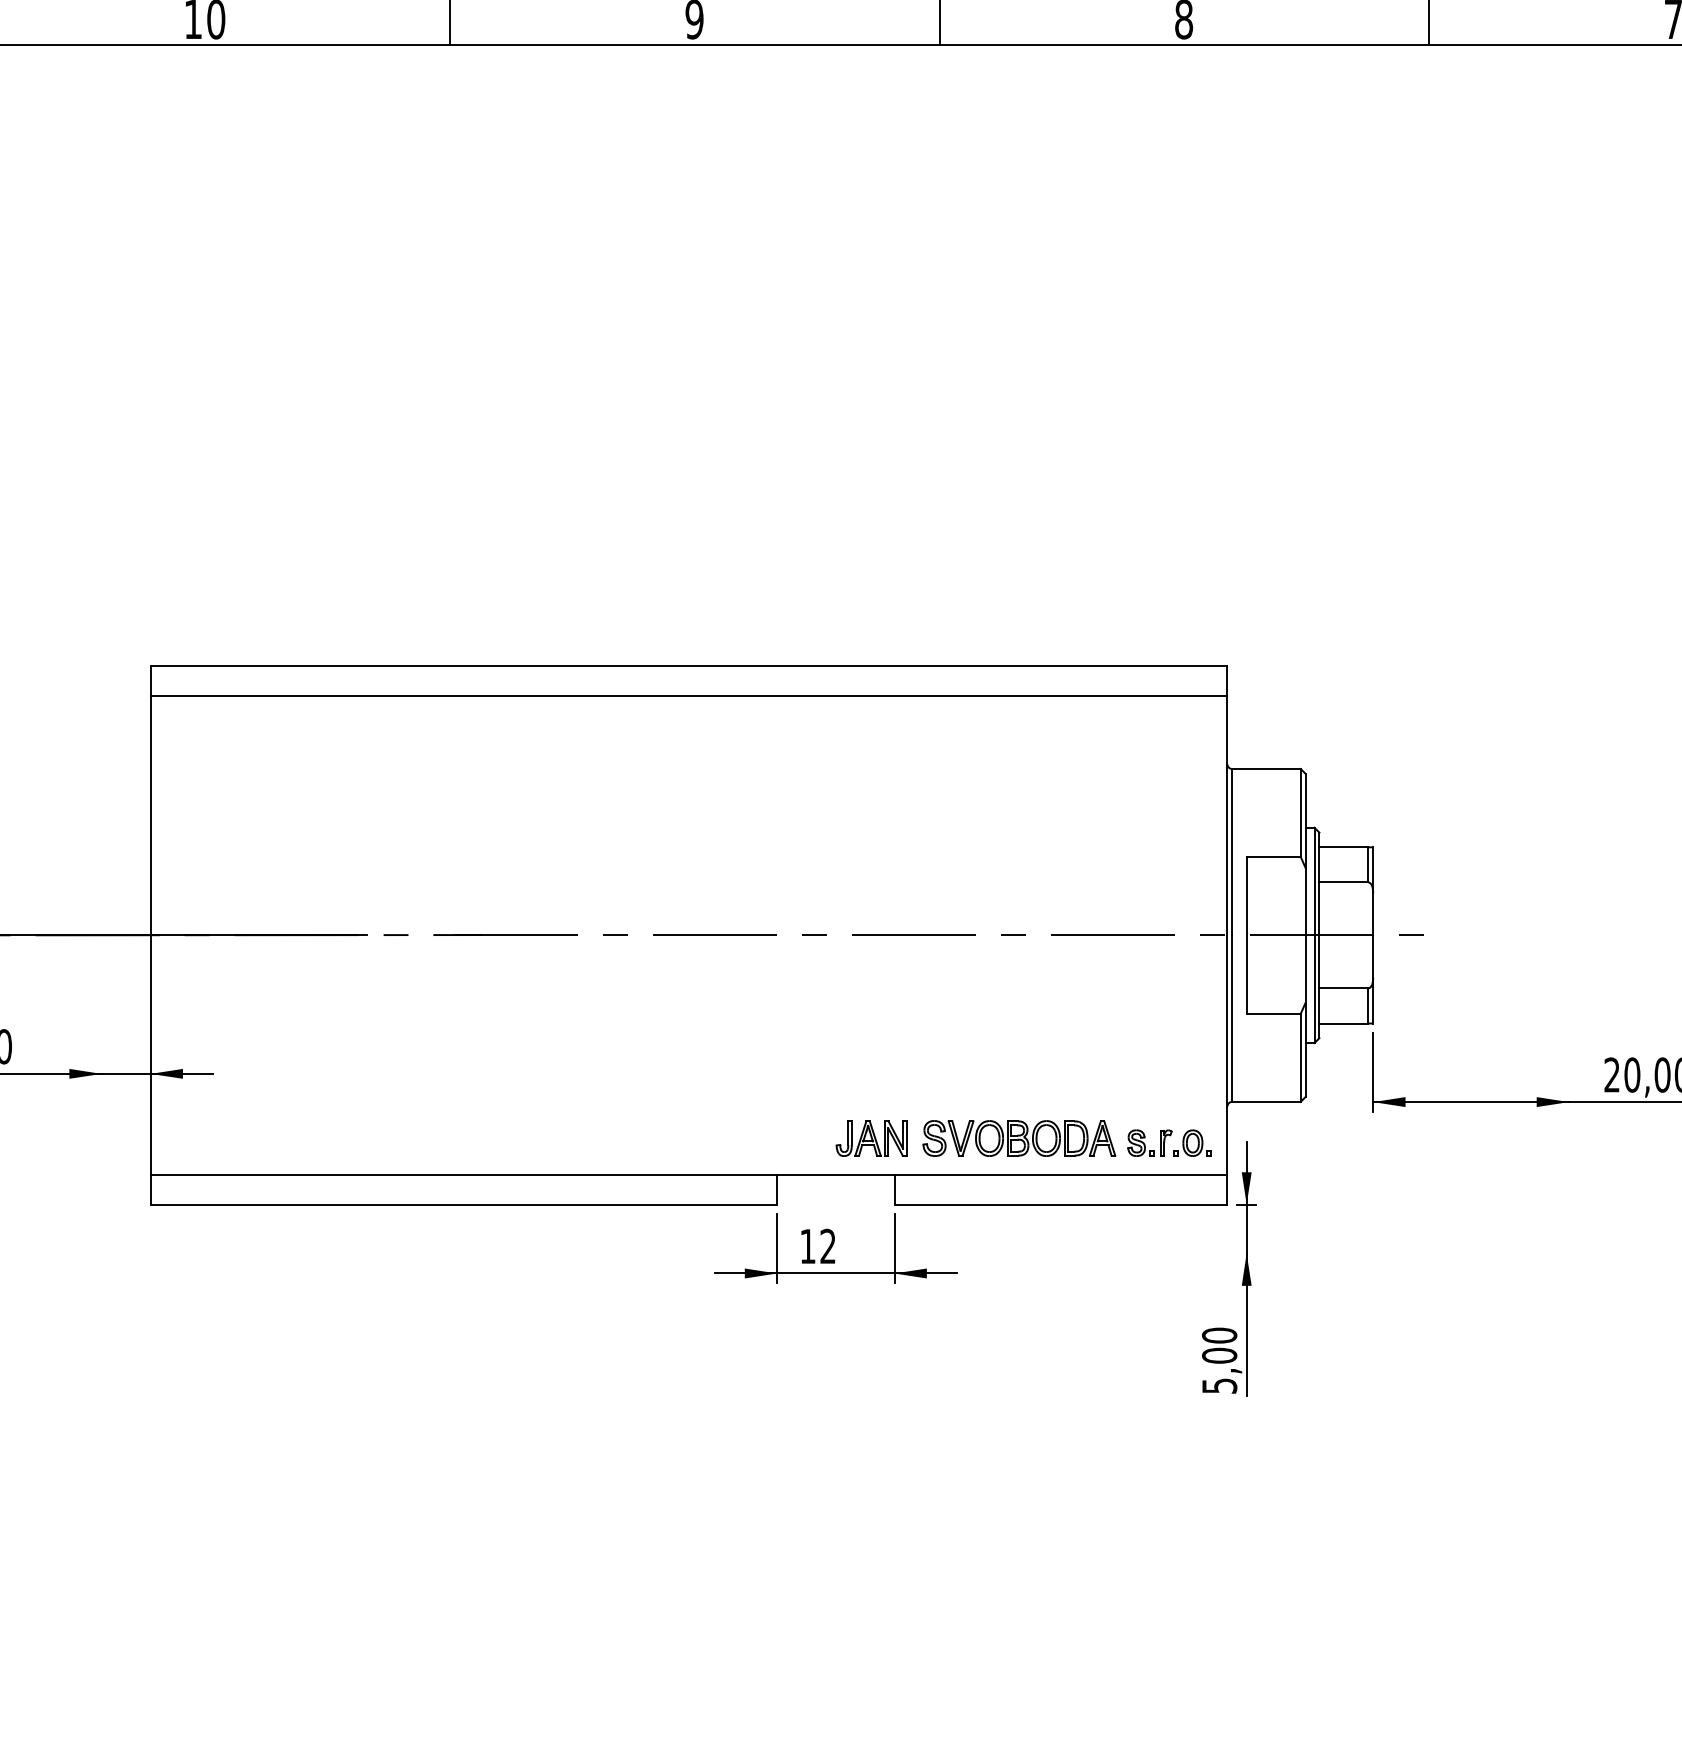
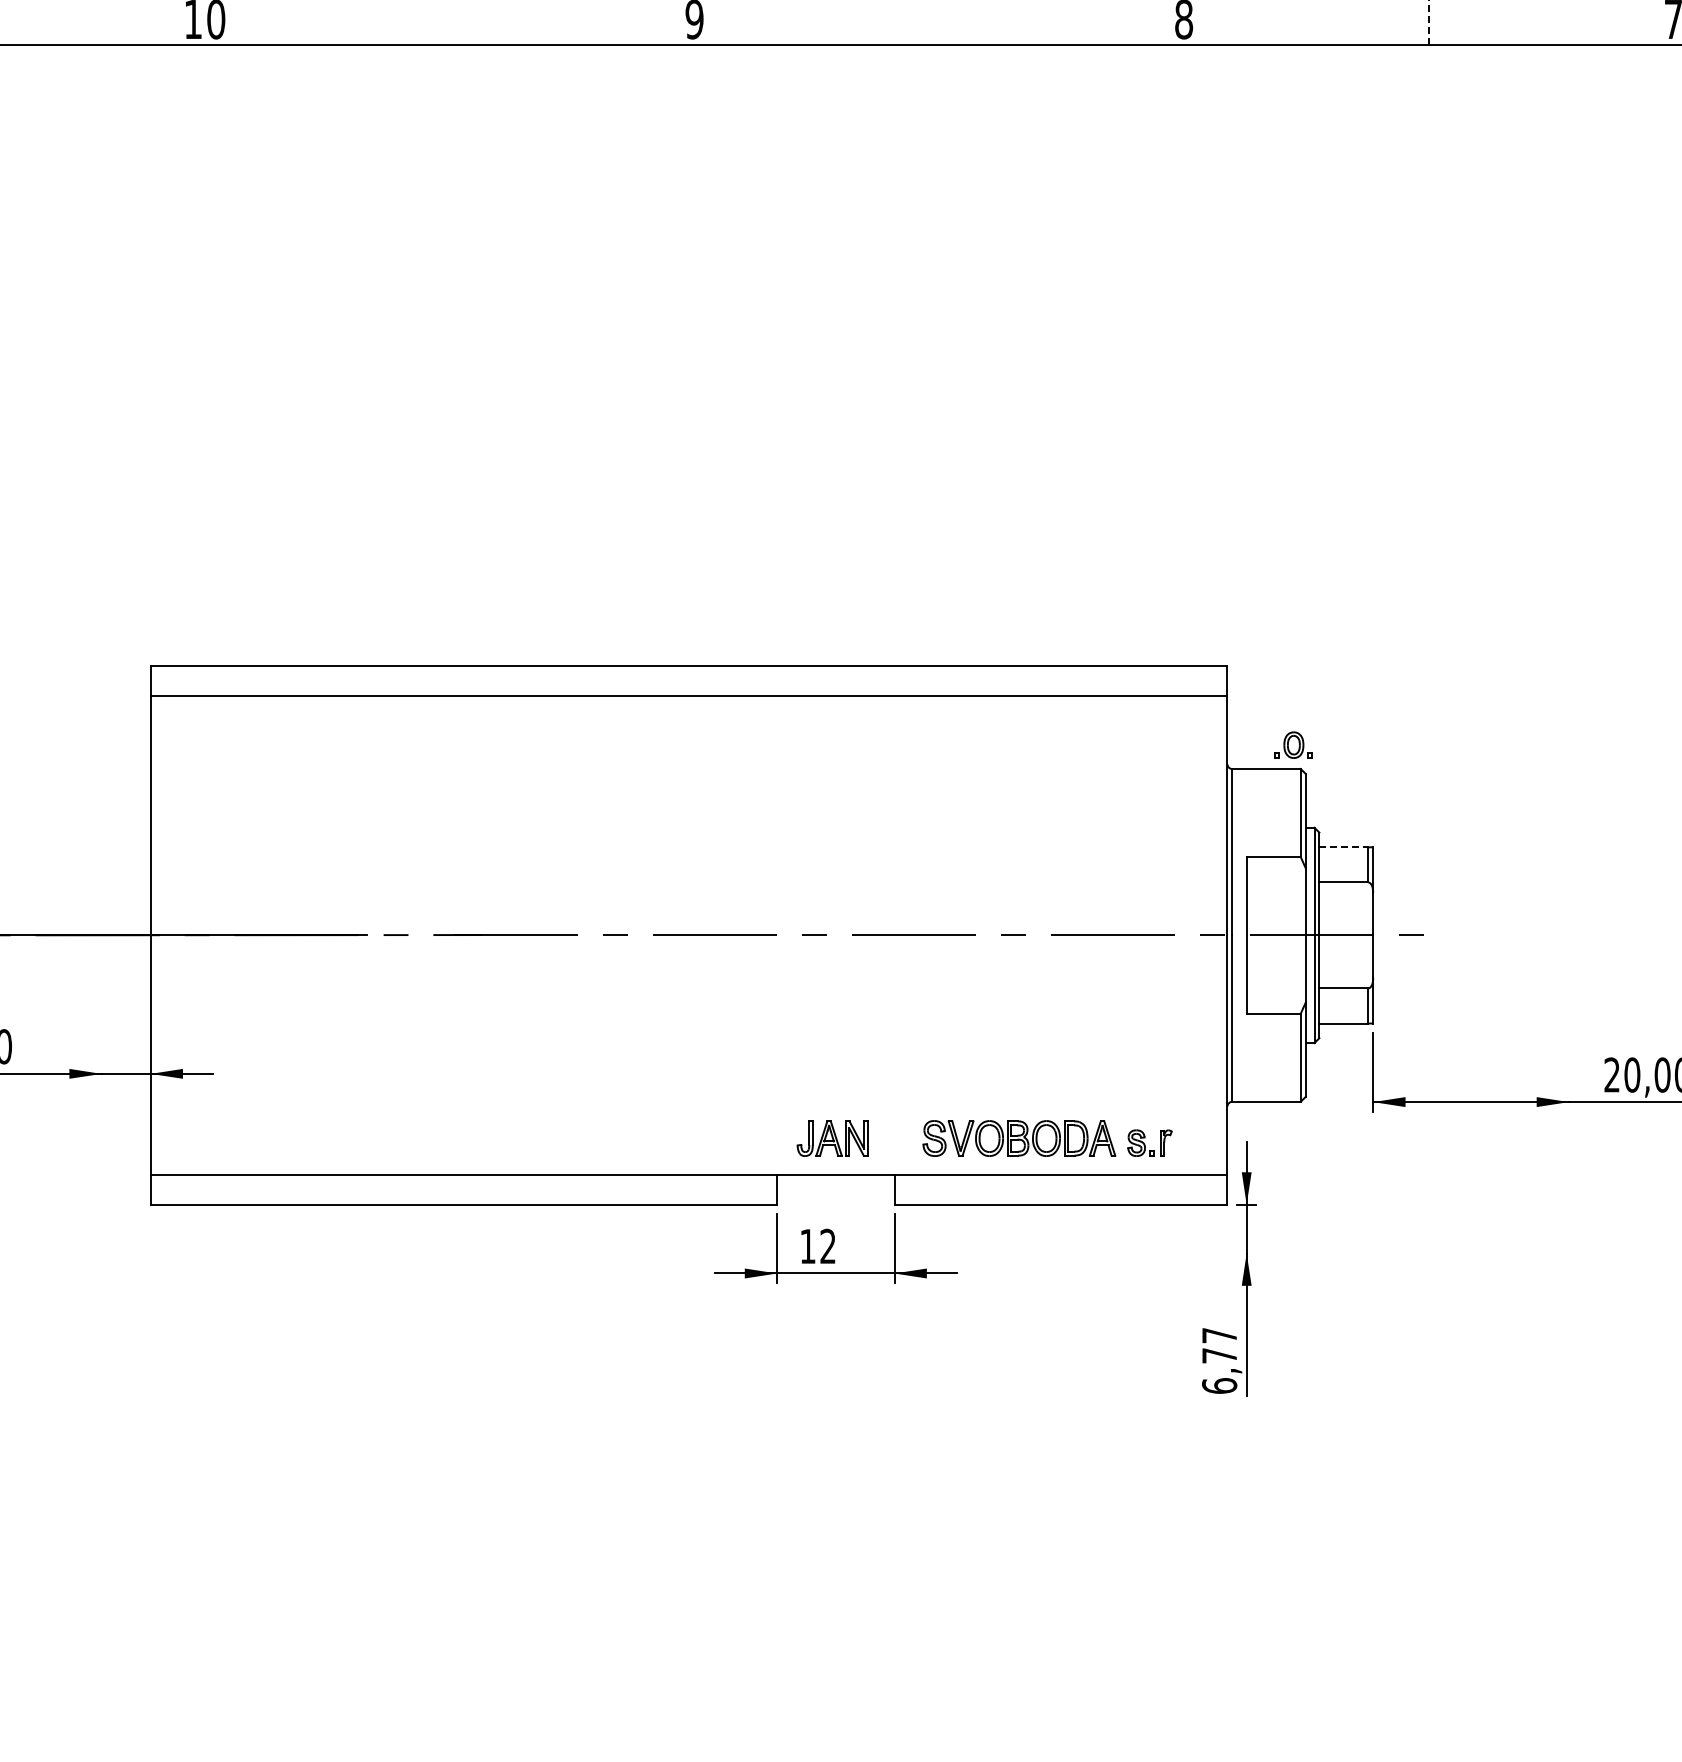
line: solid -> dashed (1429, 22)
line: present -> none (450, 23)
line: present -> none (939, 23)
line: solid -> dashed (1344, 847)
part position: (871, 1138) -> (832, 1138) (832, 1138)
part position: (1192, 1142) -> (1293, 744) (1293, 744)
text: 5,00 -> 6,77 (1219, 1360)
